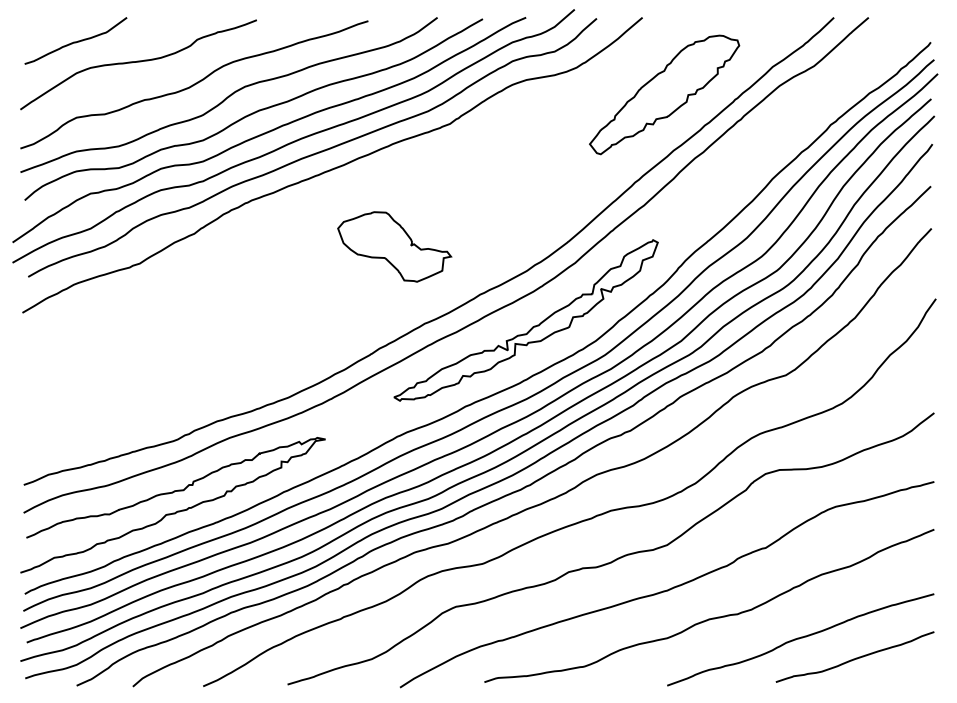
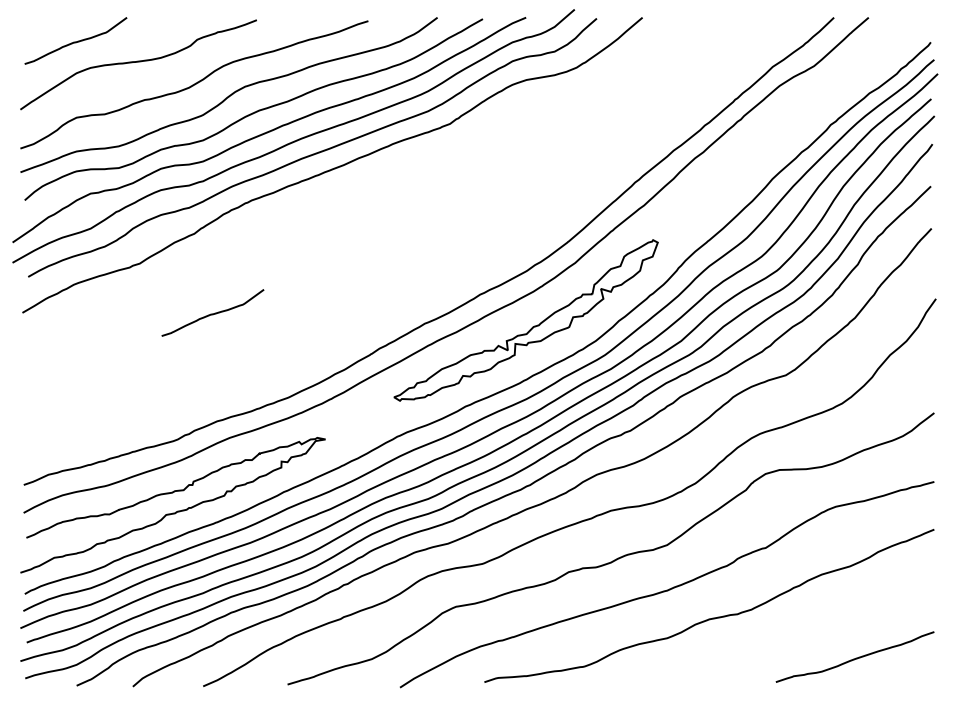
part: present -> none (664, 94)
part: present -> none (394, 246)
curve: none -> present (212, 313)
curve: present -> none (800, 638)
